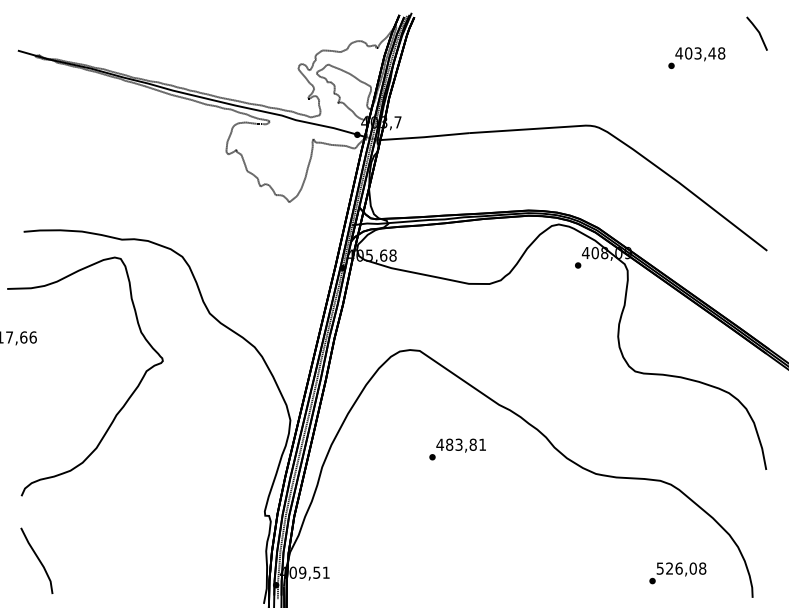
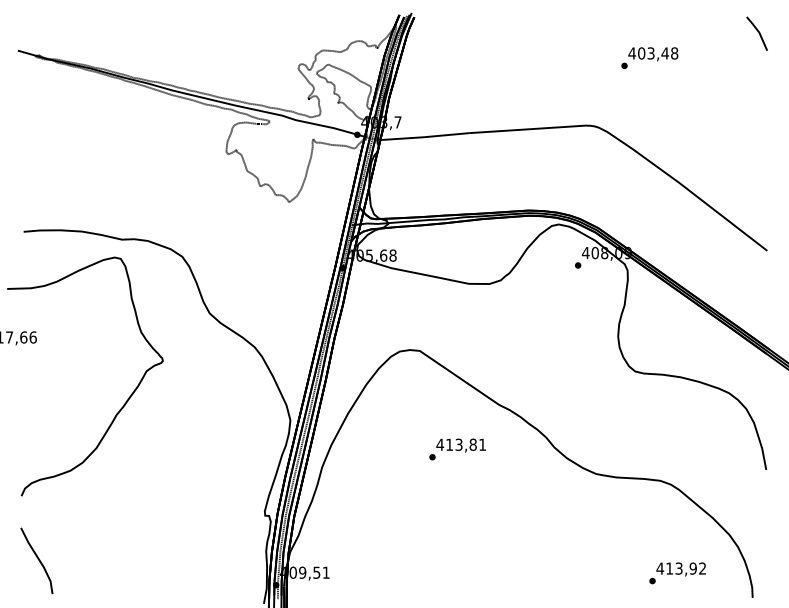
text position: (696, 57) -> (649, 57) (649, 57)
text: 483,81 -> 413,81 (449, 444)
text: 526,08 -> 413,92 (681, 568)
